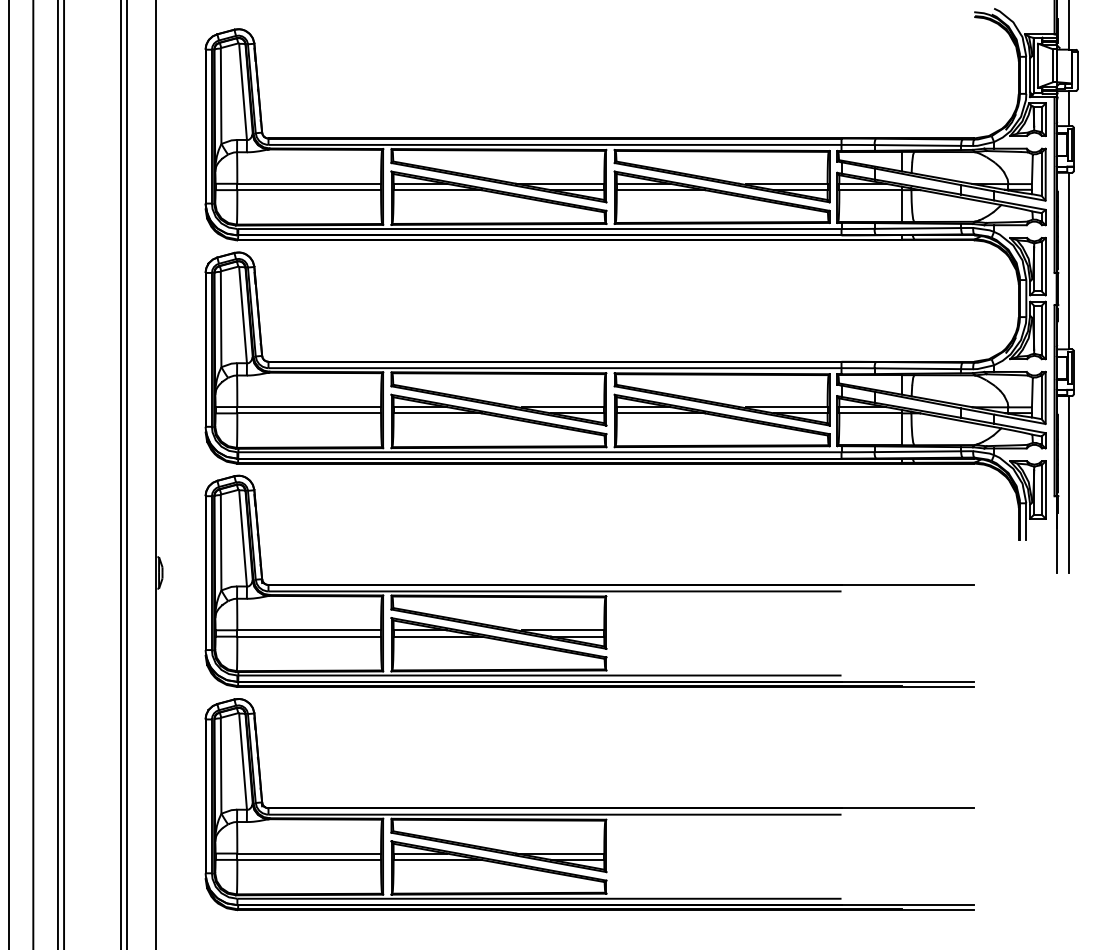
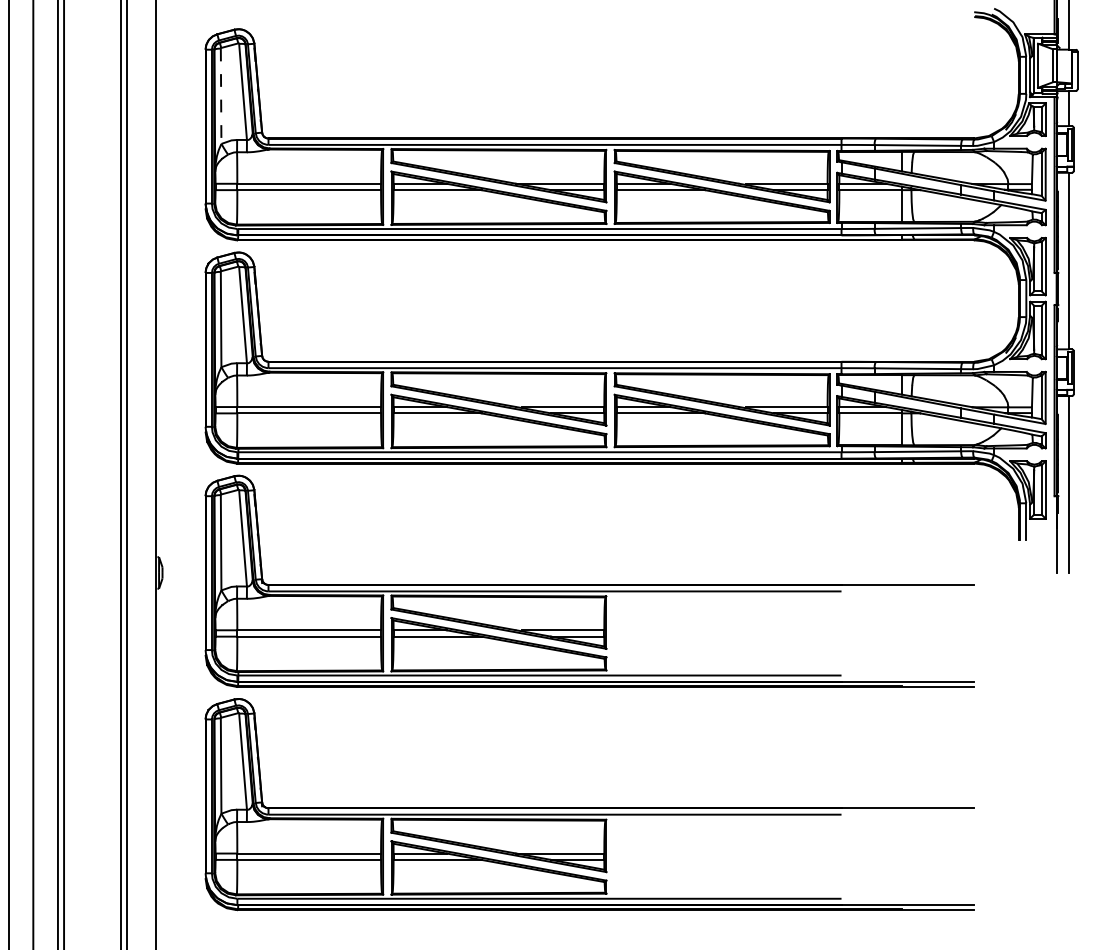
line: solid -> dashed (221, 96)
